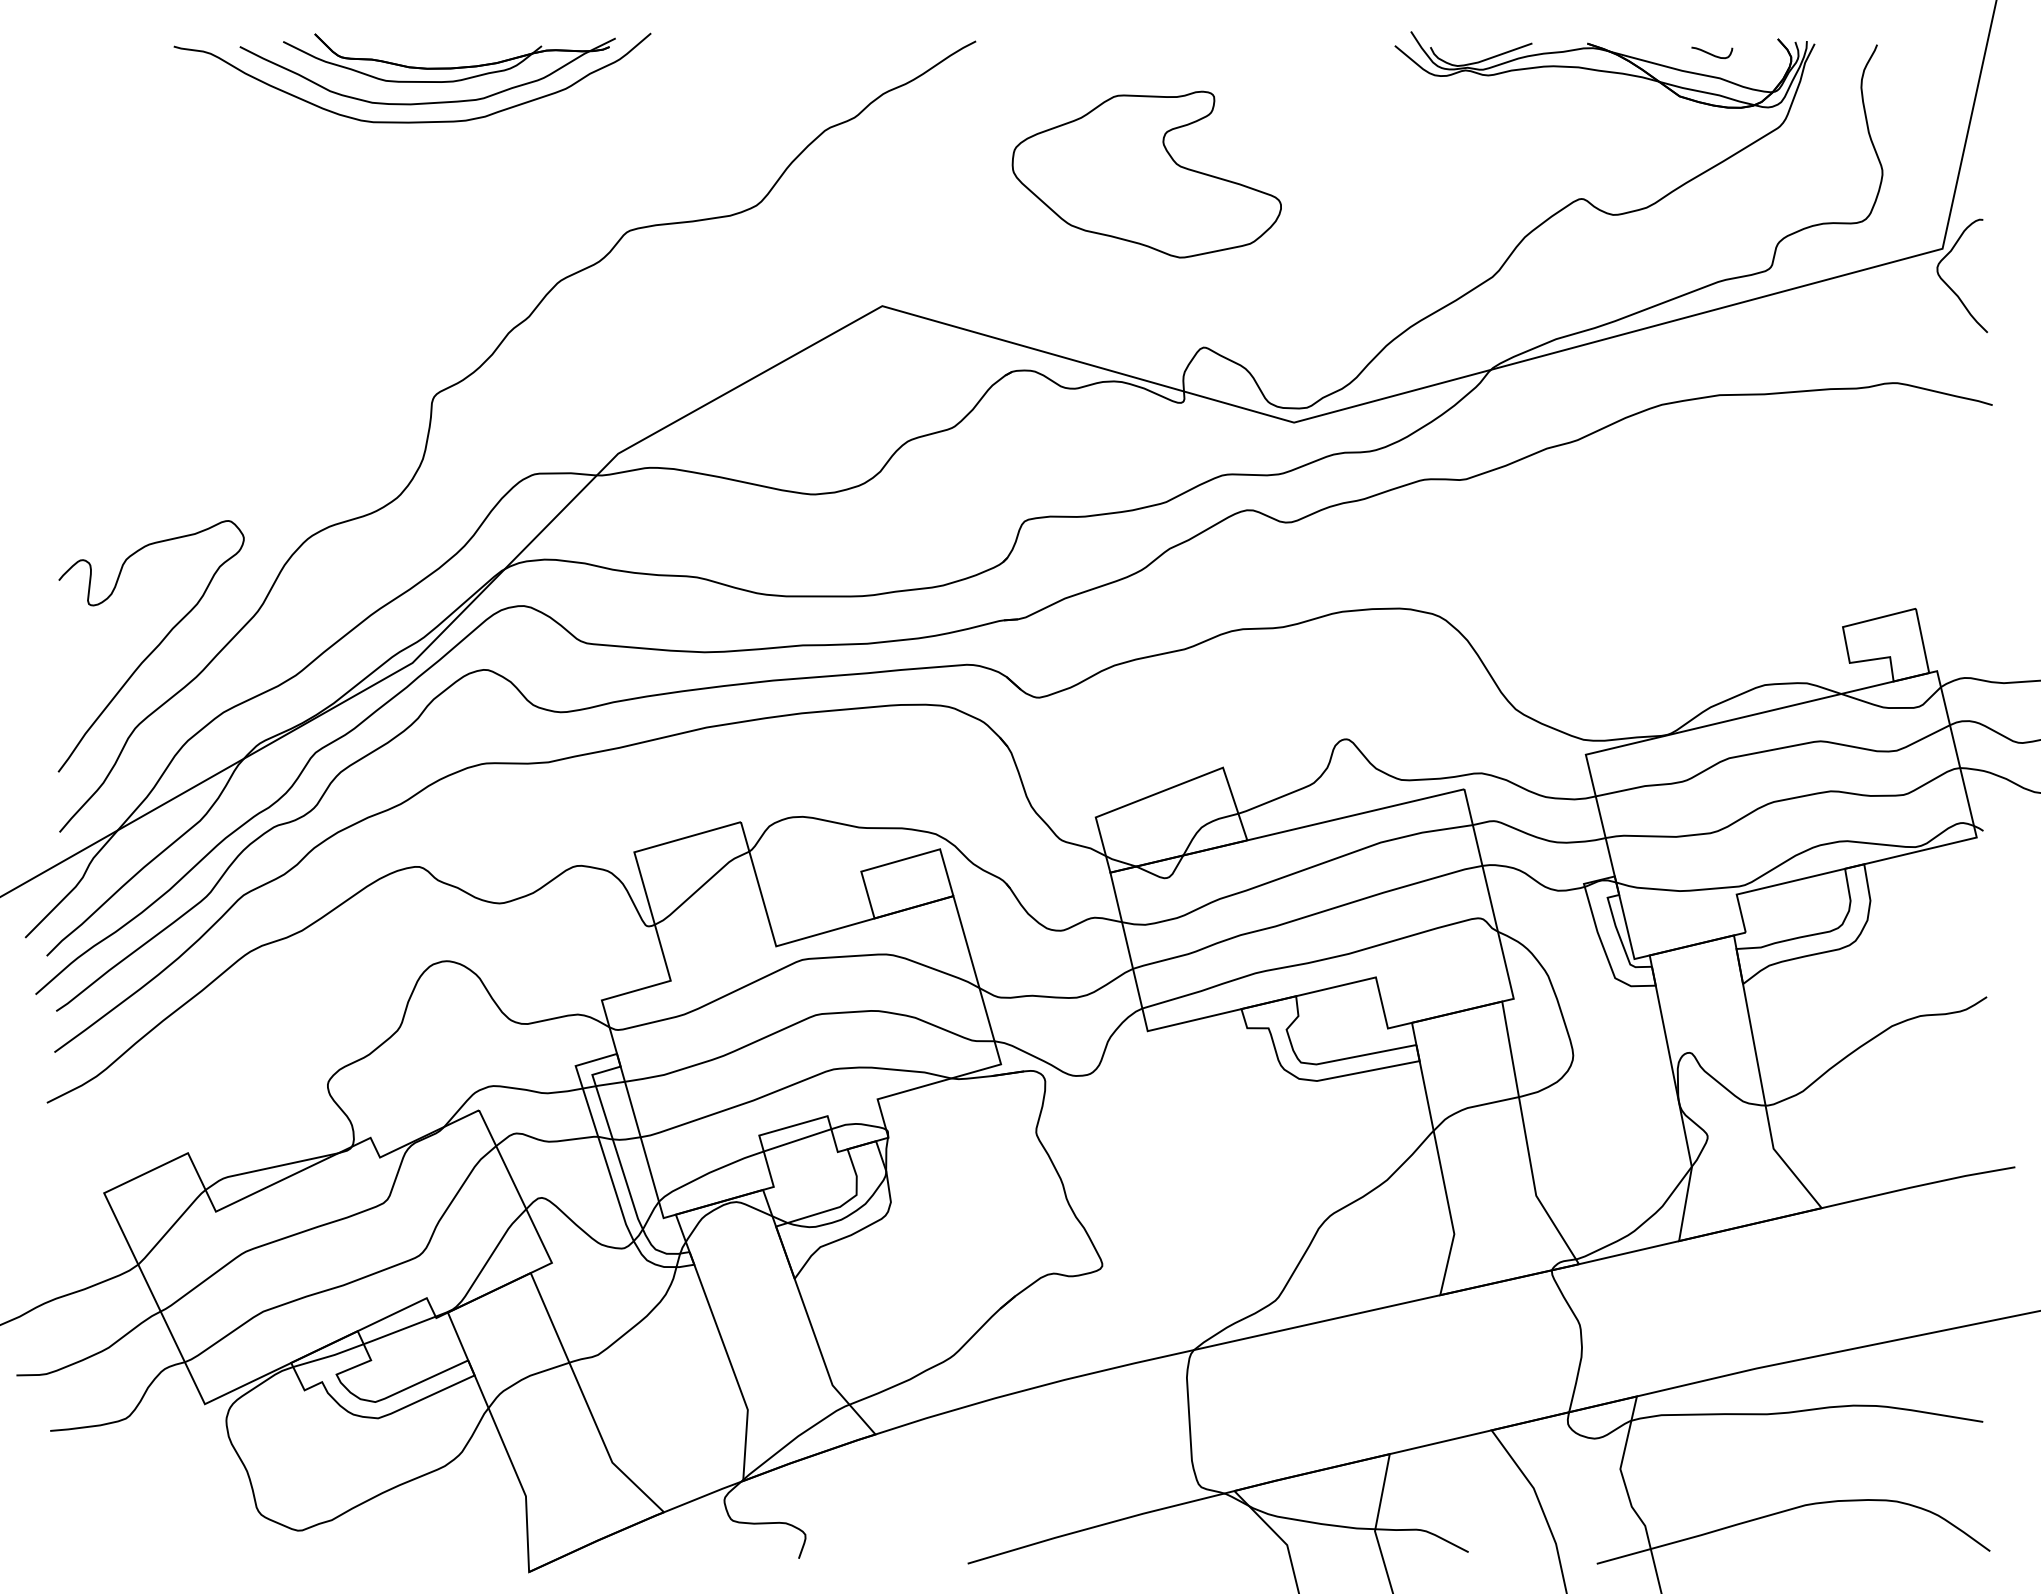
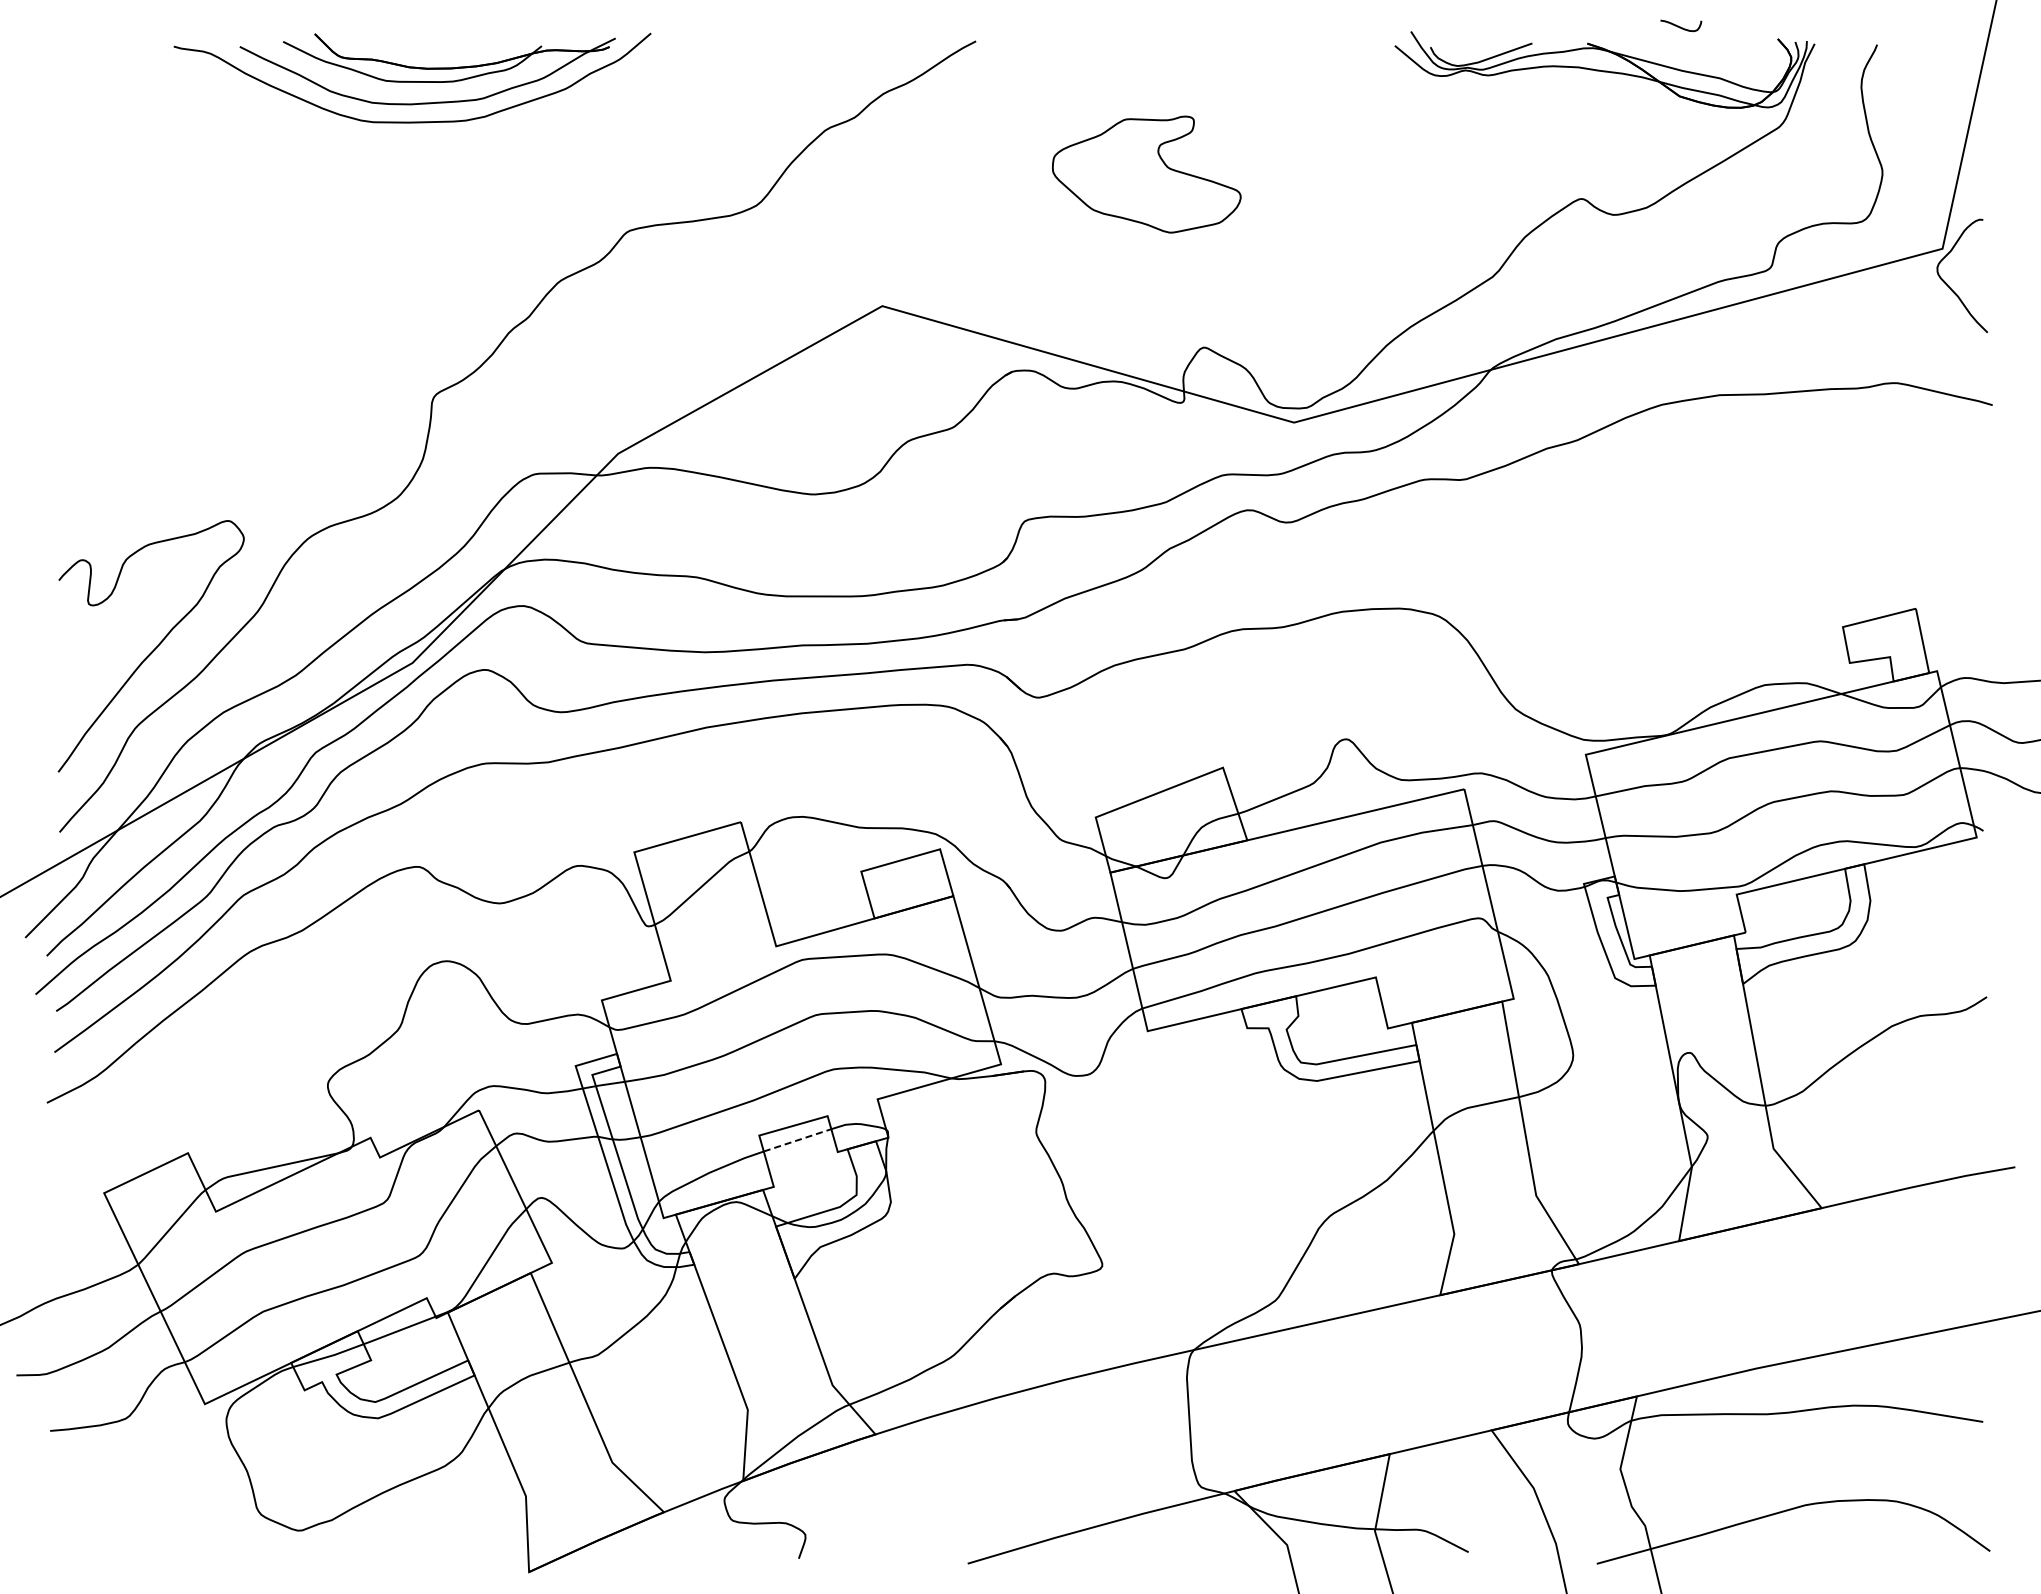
curve position: (1711, 53) -> (1680, 26) (1680, 26)
part size: 271x169 px -> 190x119 px (1146, 174)
line: solid -> dashed (797, 1140)
